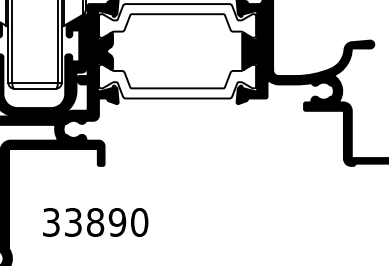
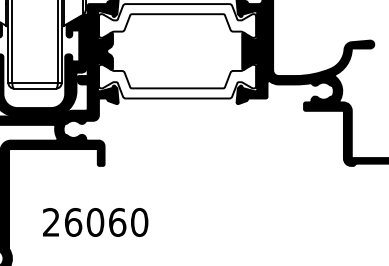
text: 33890 -> 26060 (84, 222)
